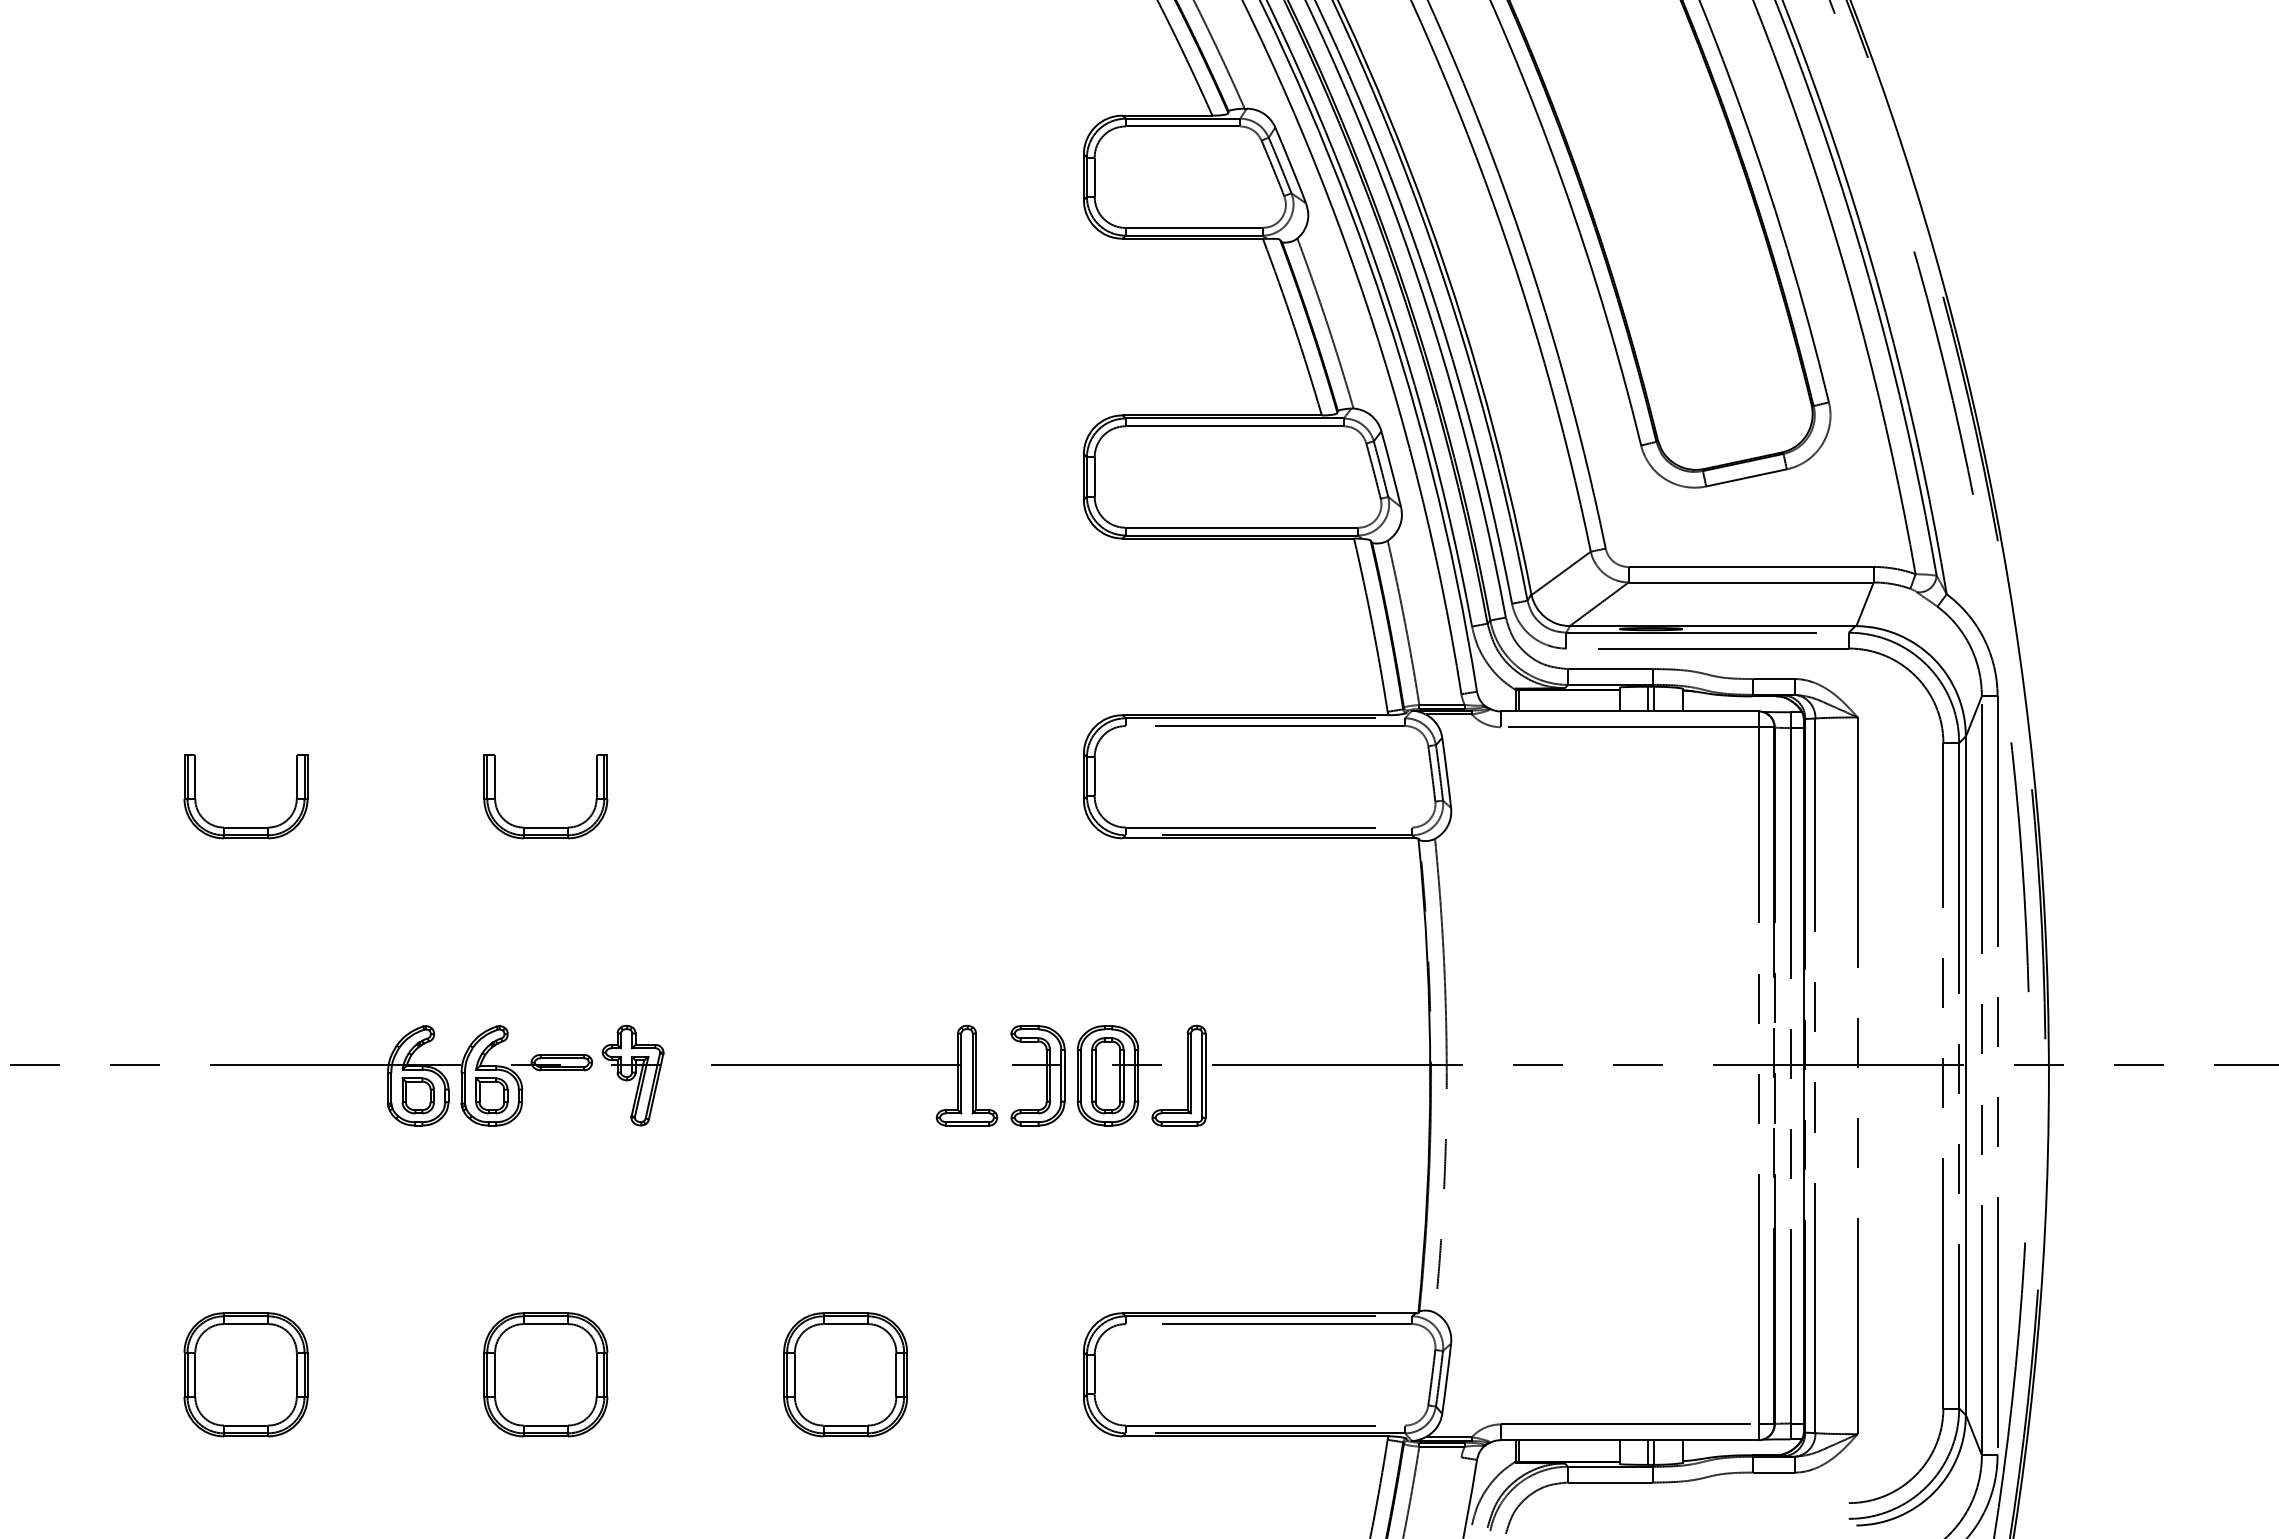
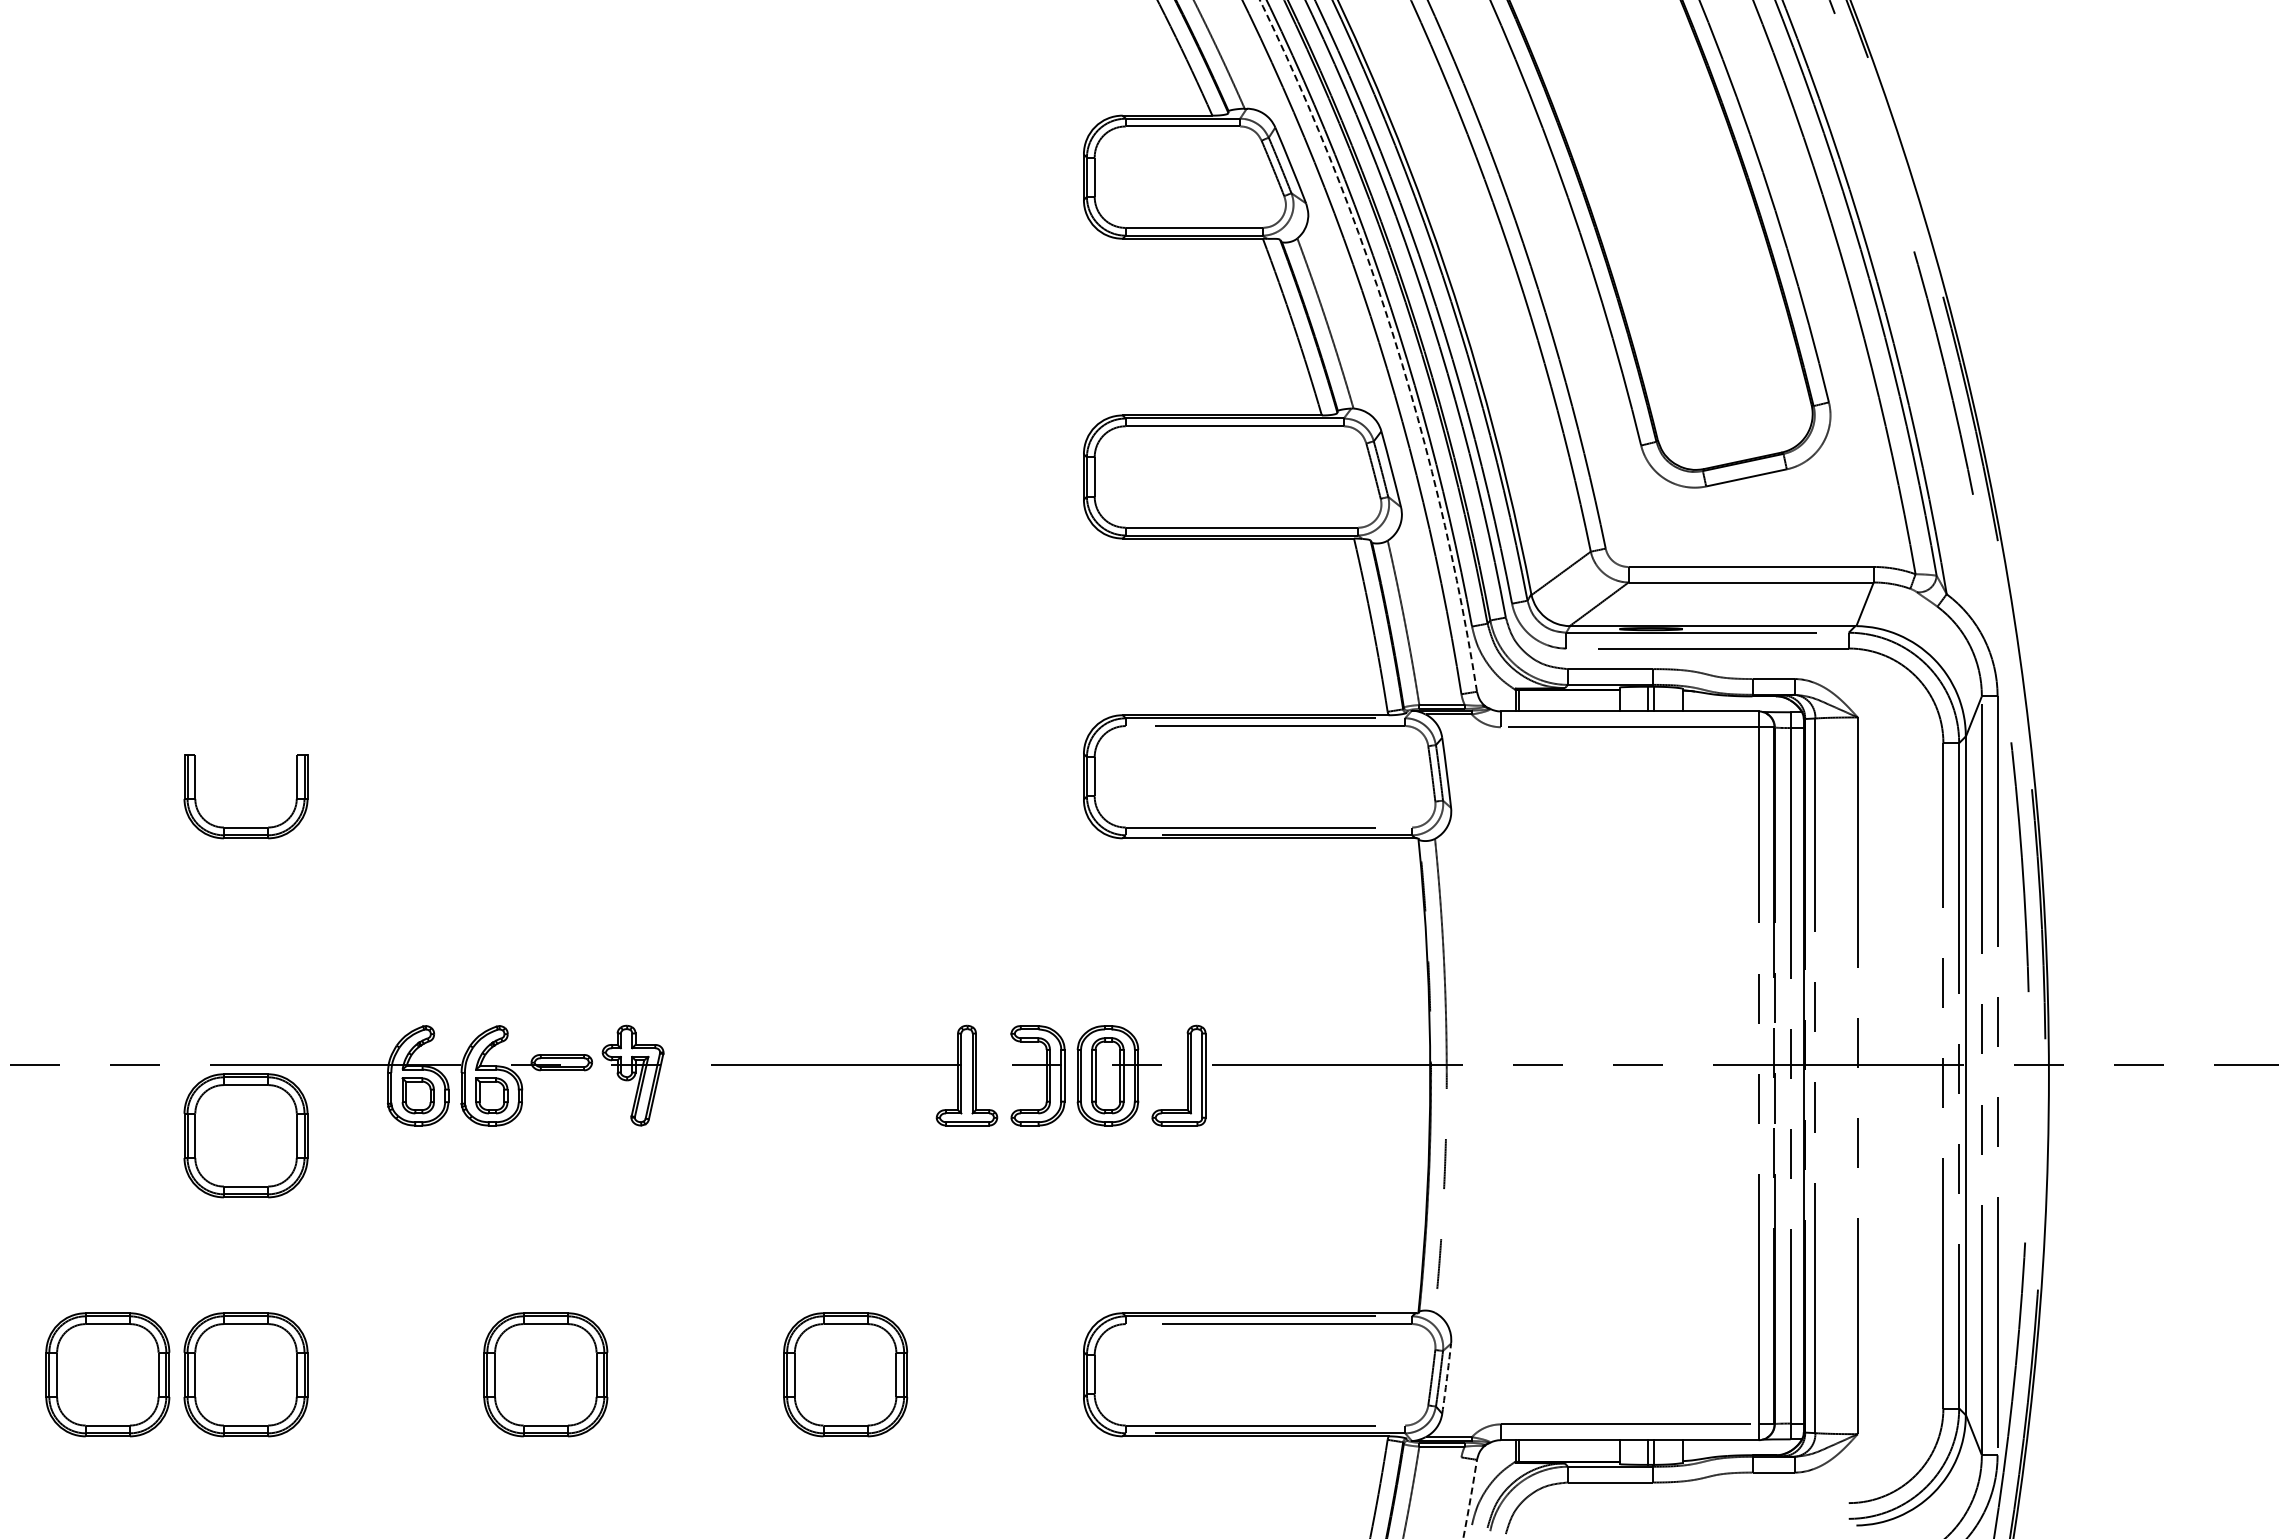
arc: solid -> dashed (1393, 336)
part: present -> none (545, 827)
part: none -> present (245, 1135)
part: none -> present (107, 1374)
arc: solid -> dashed (1446, 1378)
arc: solid -> dashed (1470, 1499)
